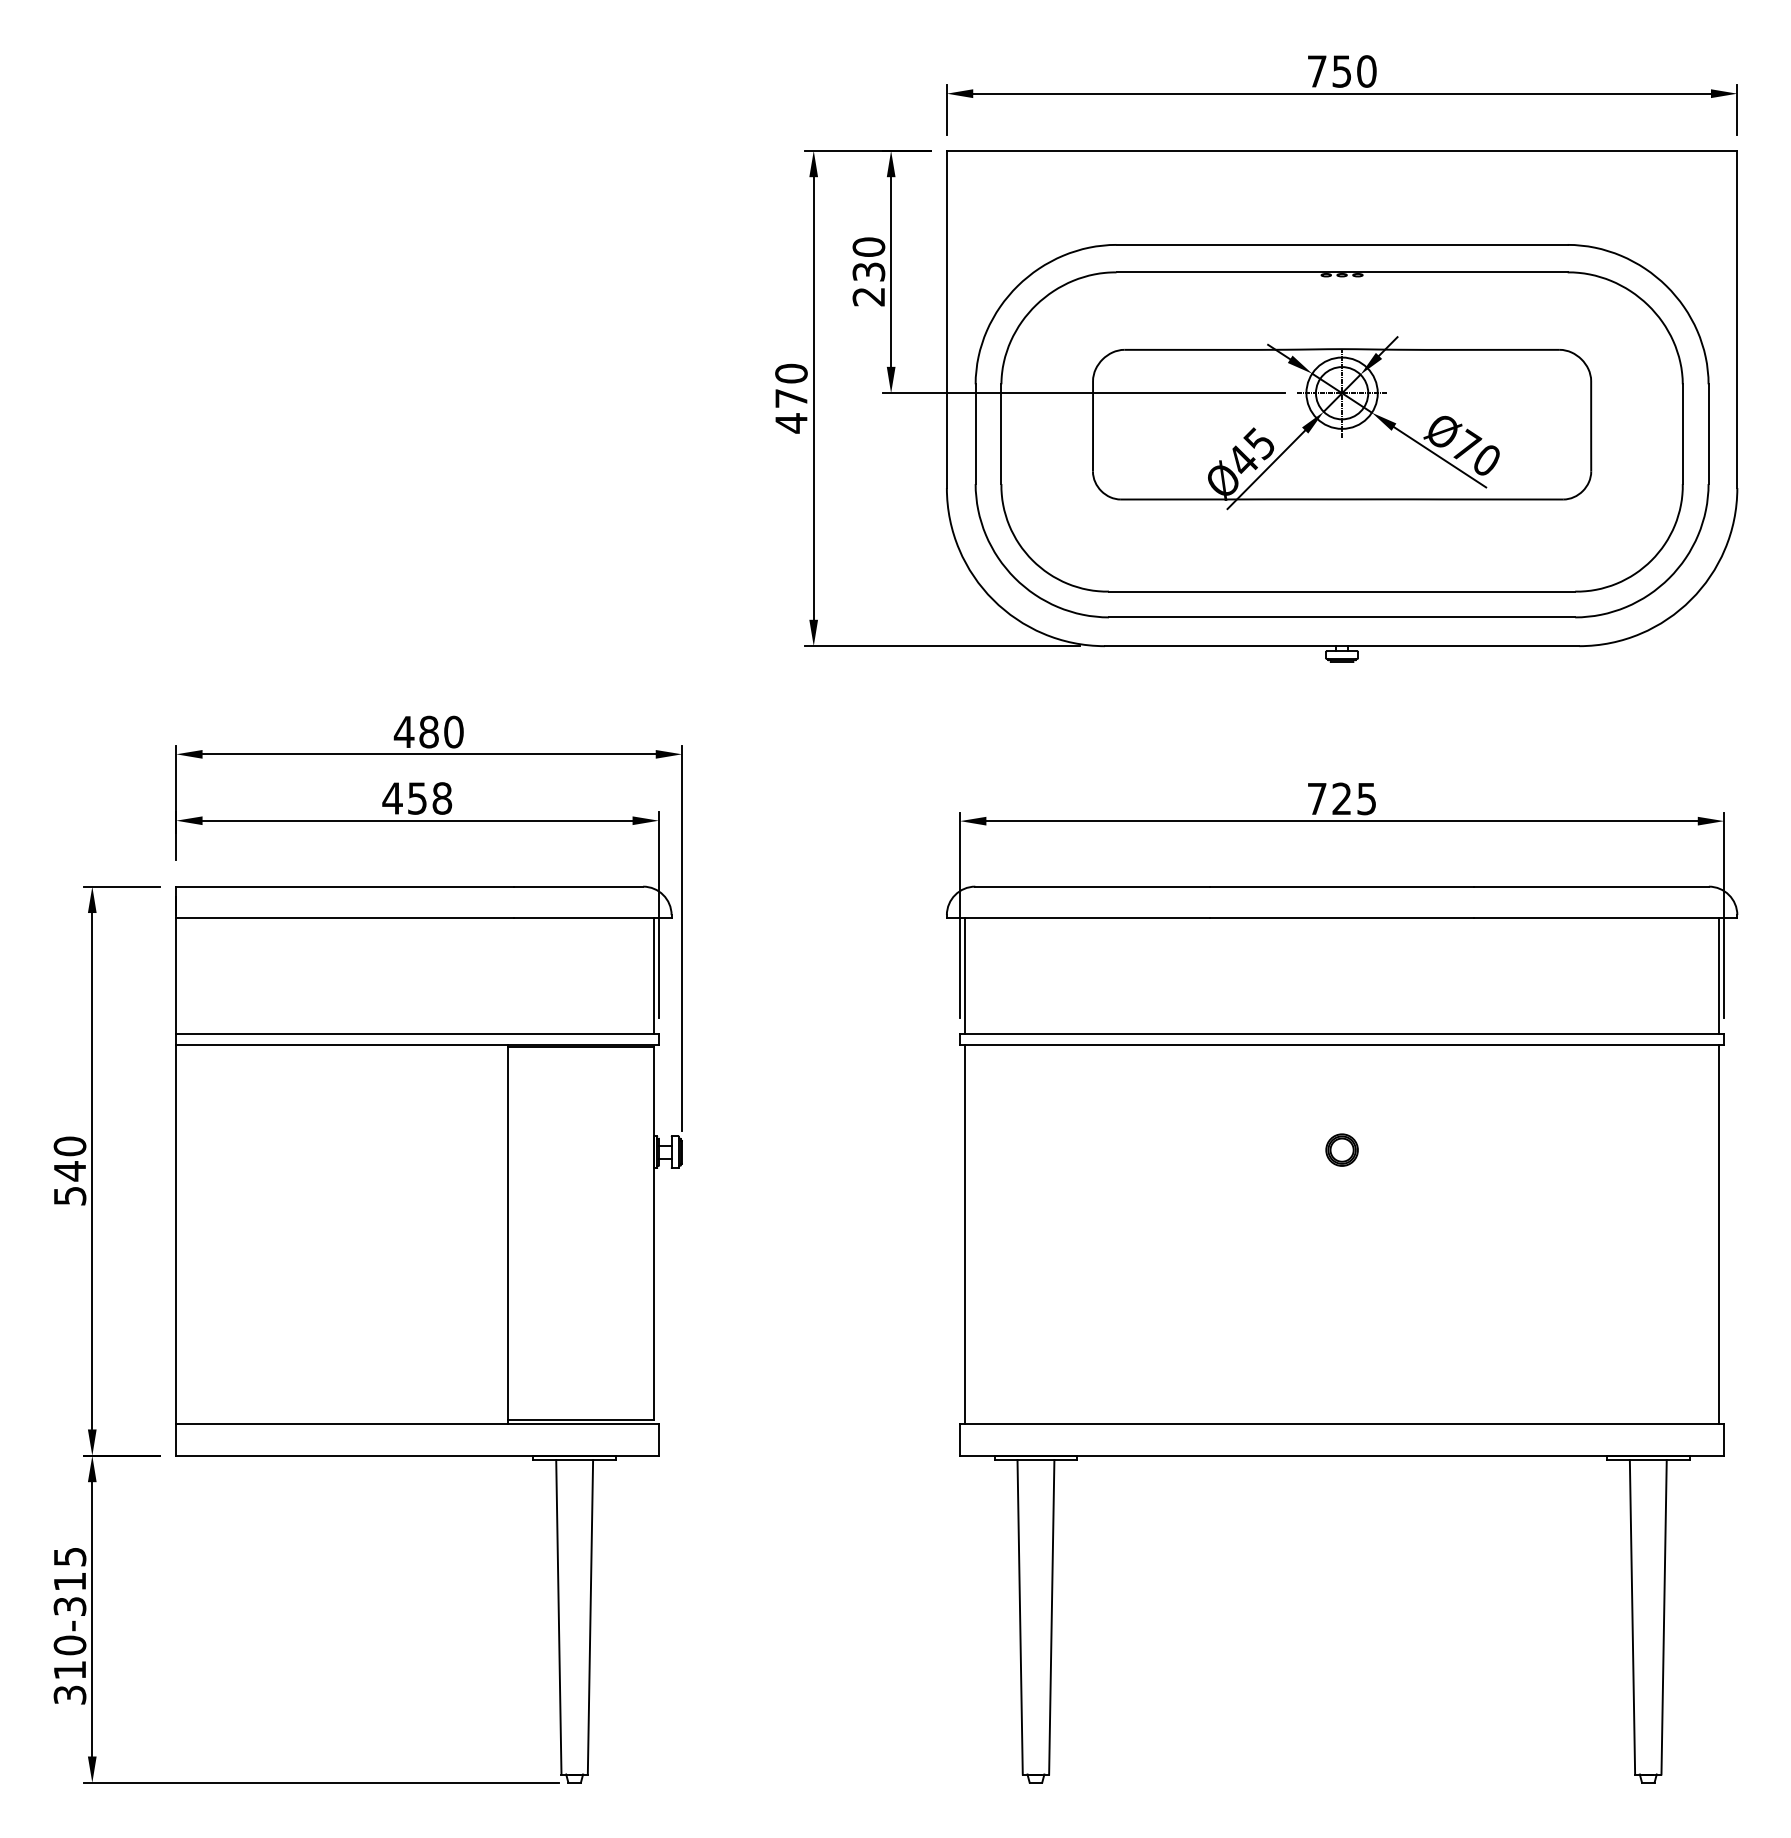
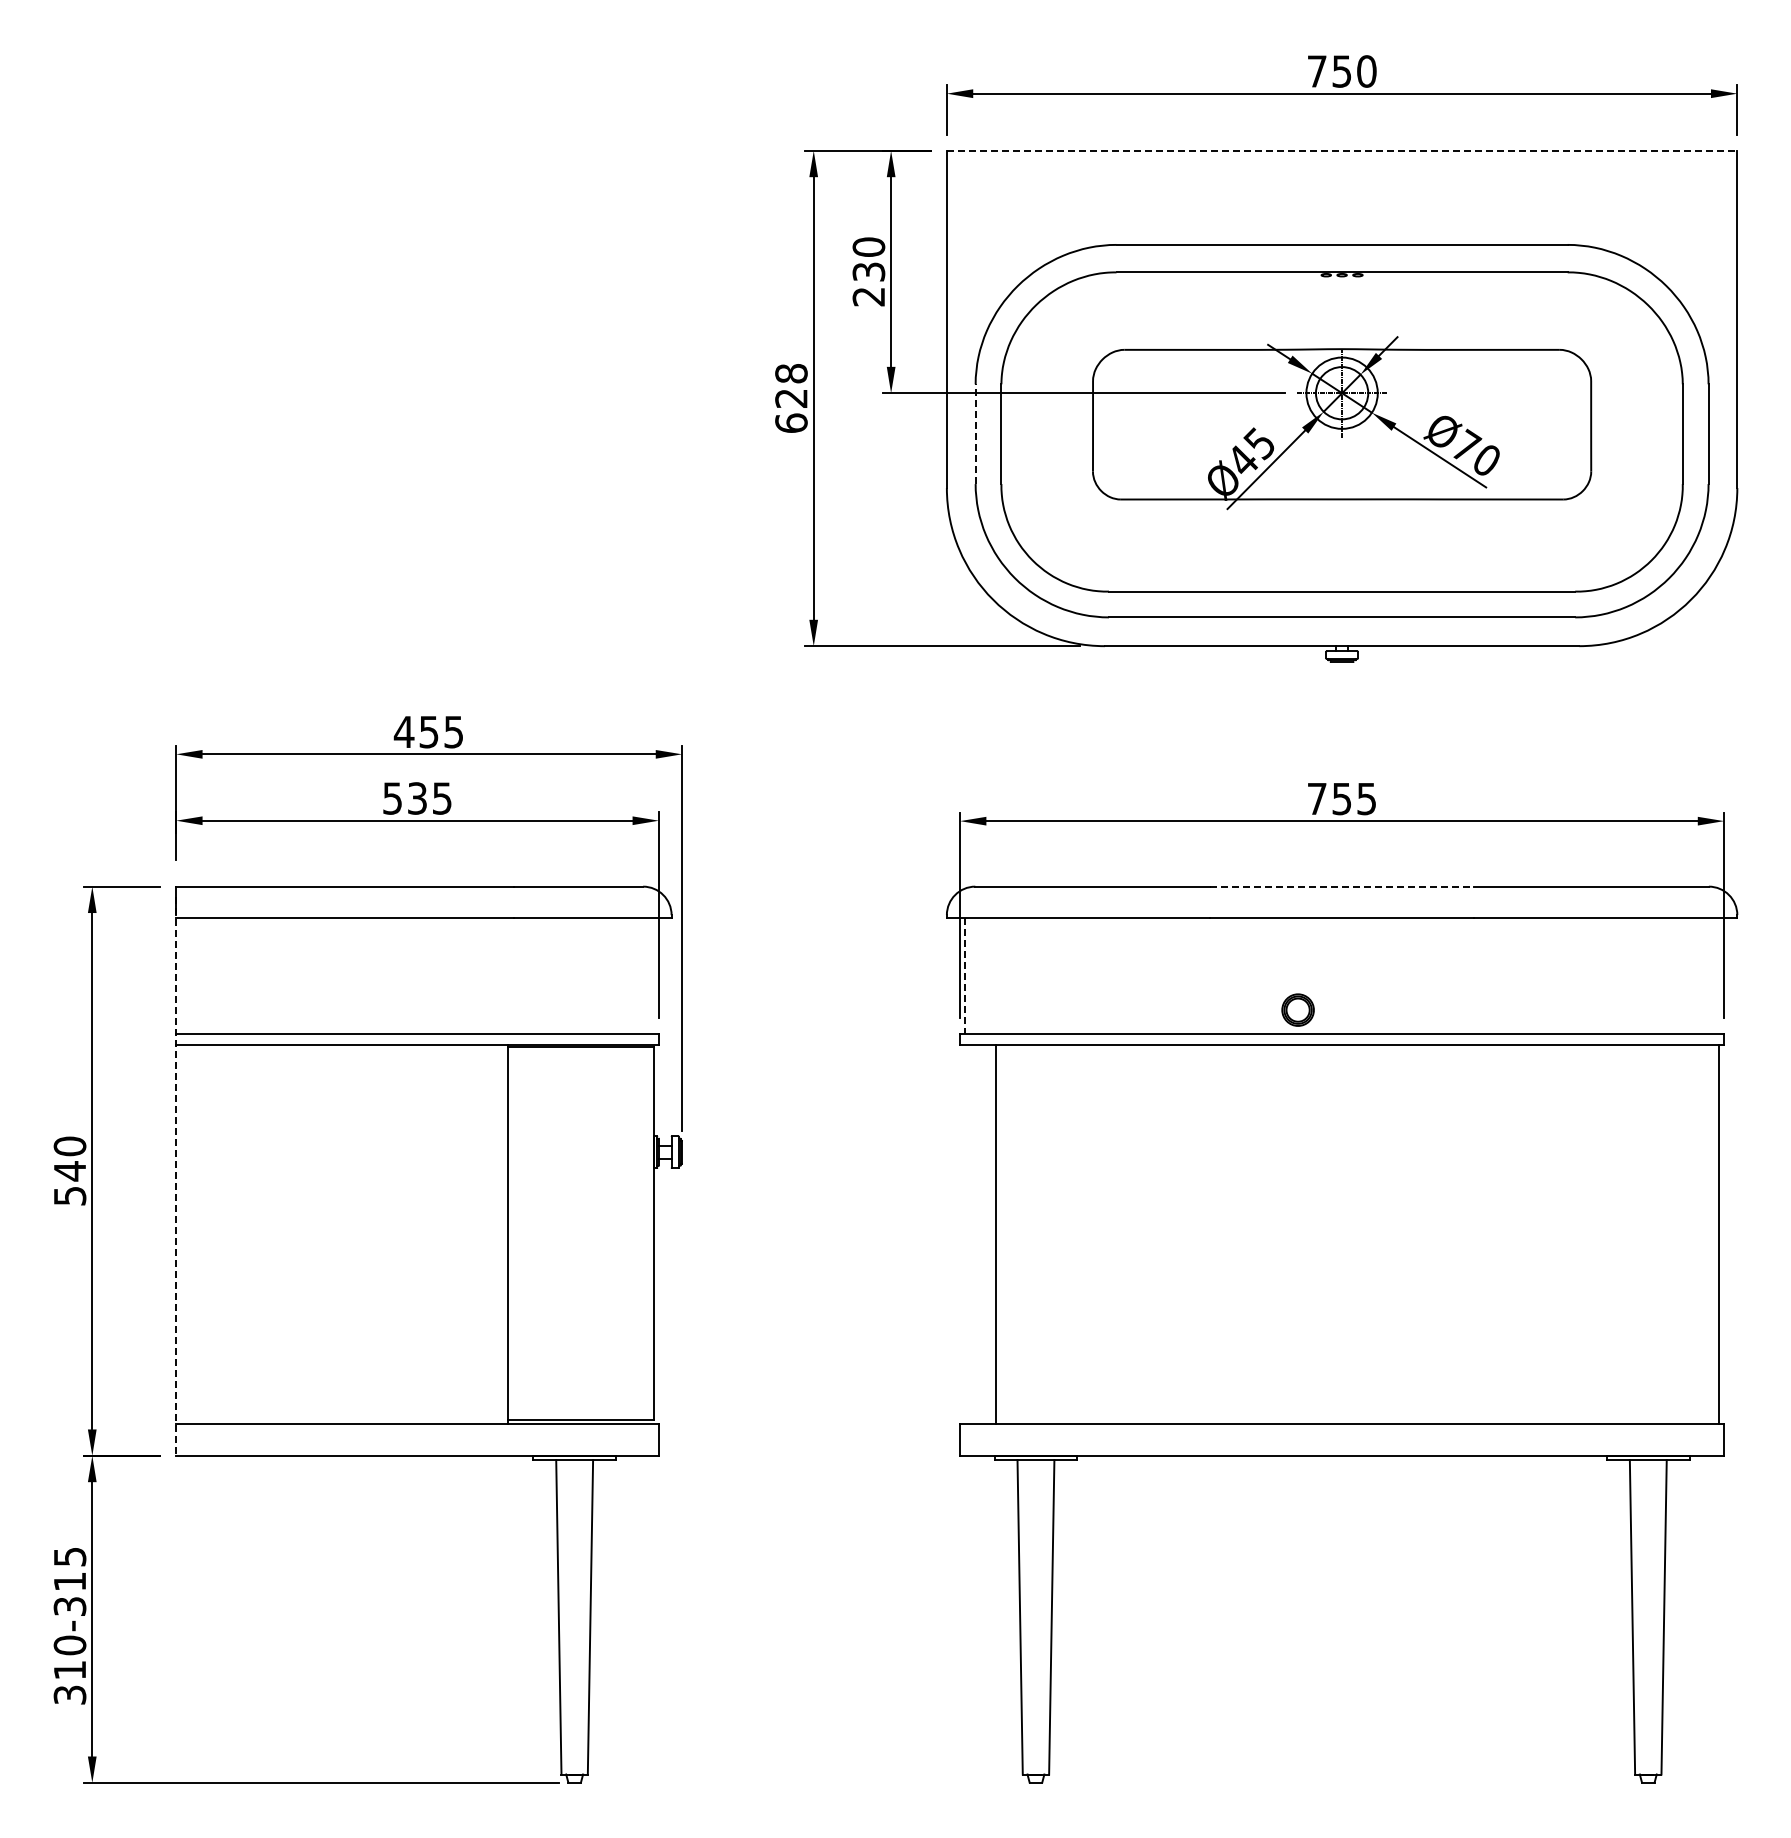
line: solid -> dashed (1342, 150)
text: 470 -> 628 (791, 398)
line: solid -> dashed (975, 434)
text: 480 -> 455 (441, 731)
text: 458 -> 535 (417, 798)
text: 725 -> 755 (1341, 798)
line: solid -> dashed (1342, 886)
line: present -> none (653, 976)
line: solid -> dashed (965, 976)
line: present -> none (1718, 976)
part position: (1341, 1149) -> (1297, 1009) (1297, 1009)
line: solid -> dashed (176, 1176)
line position: (965, 1234) -> (996, 1234) (996, 1234)
